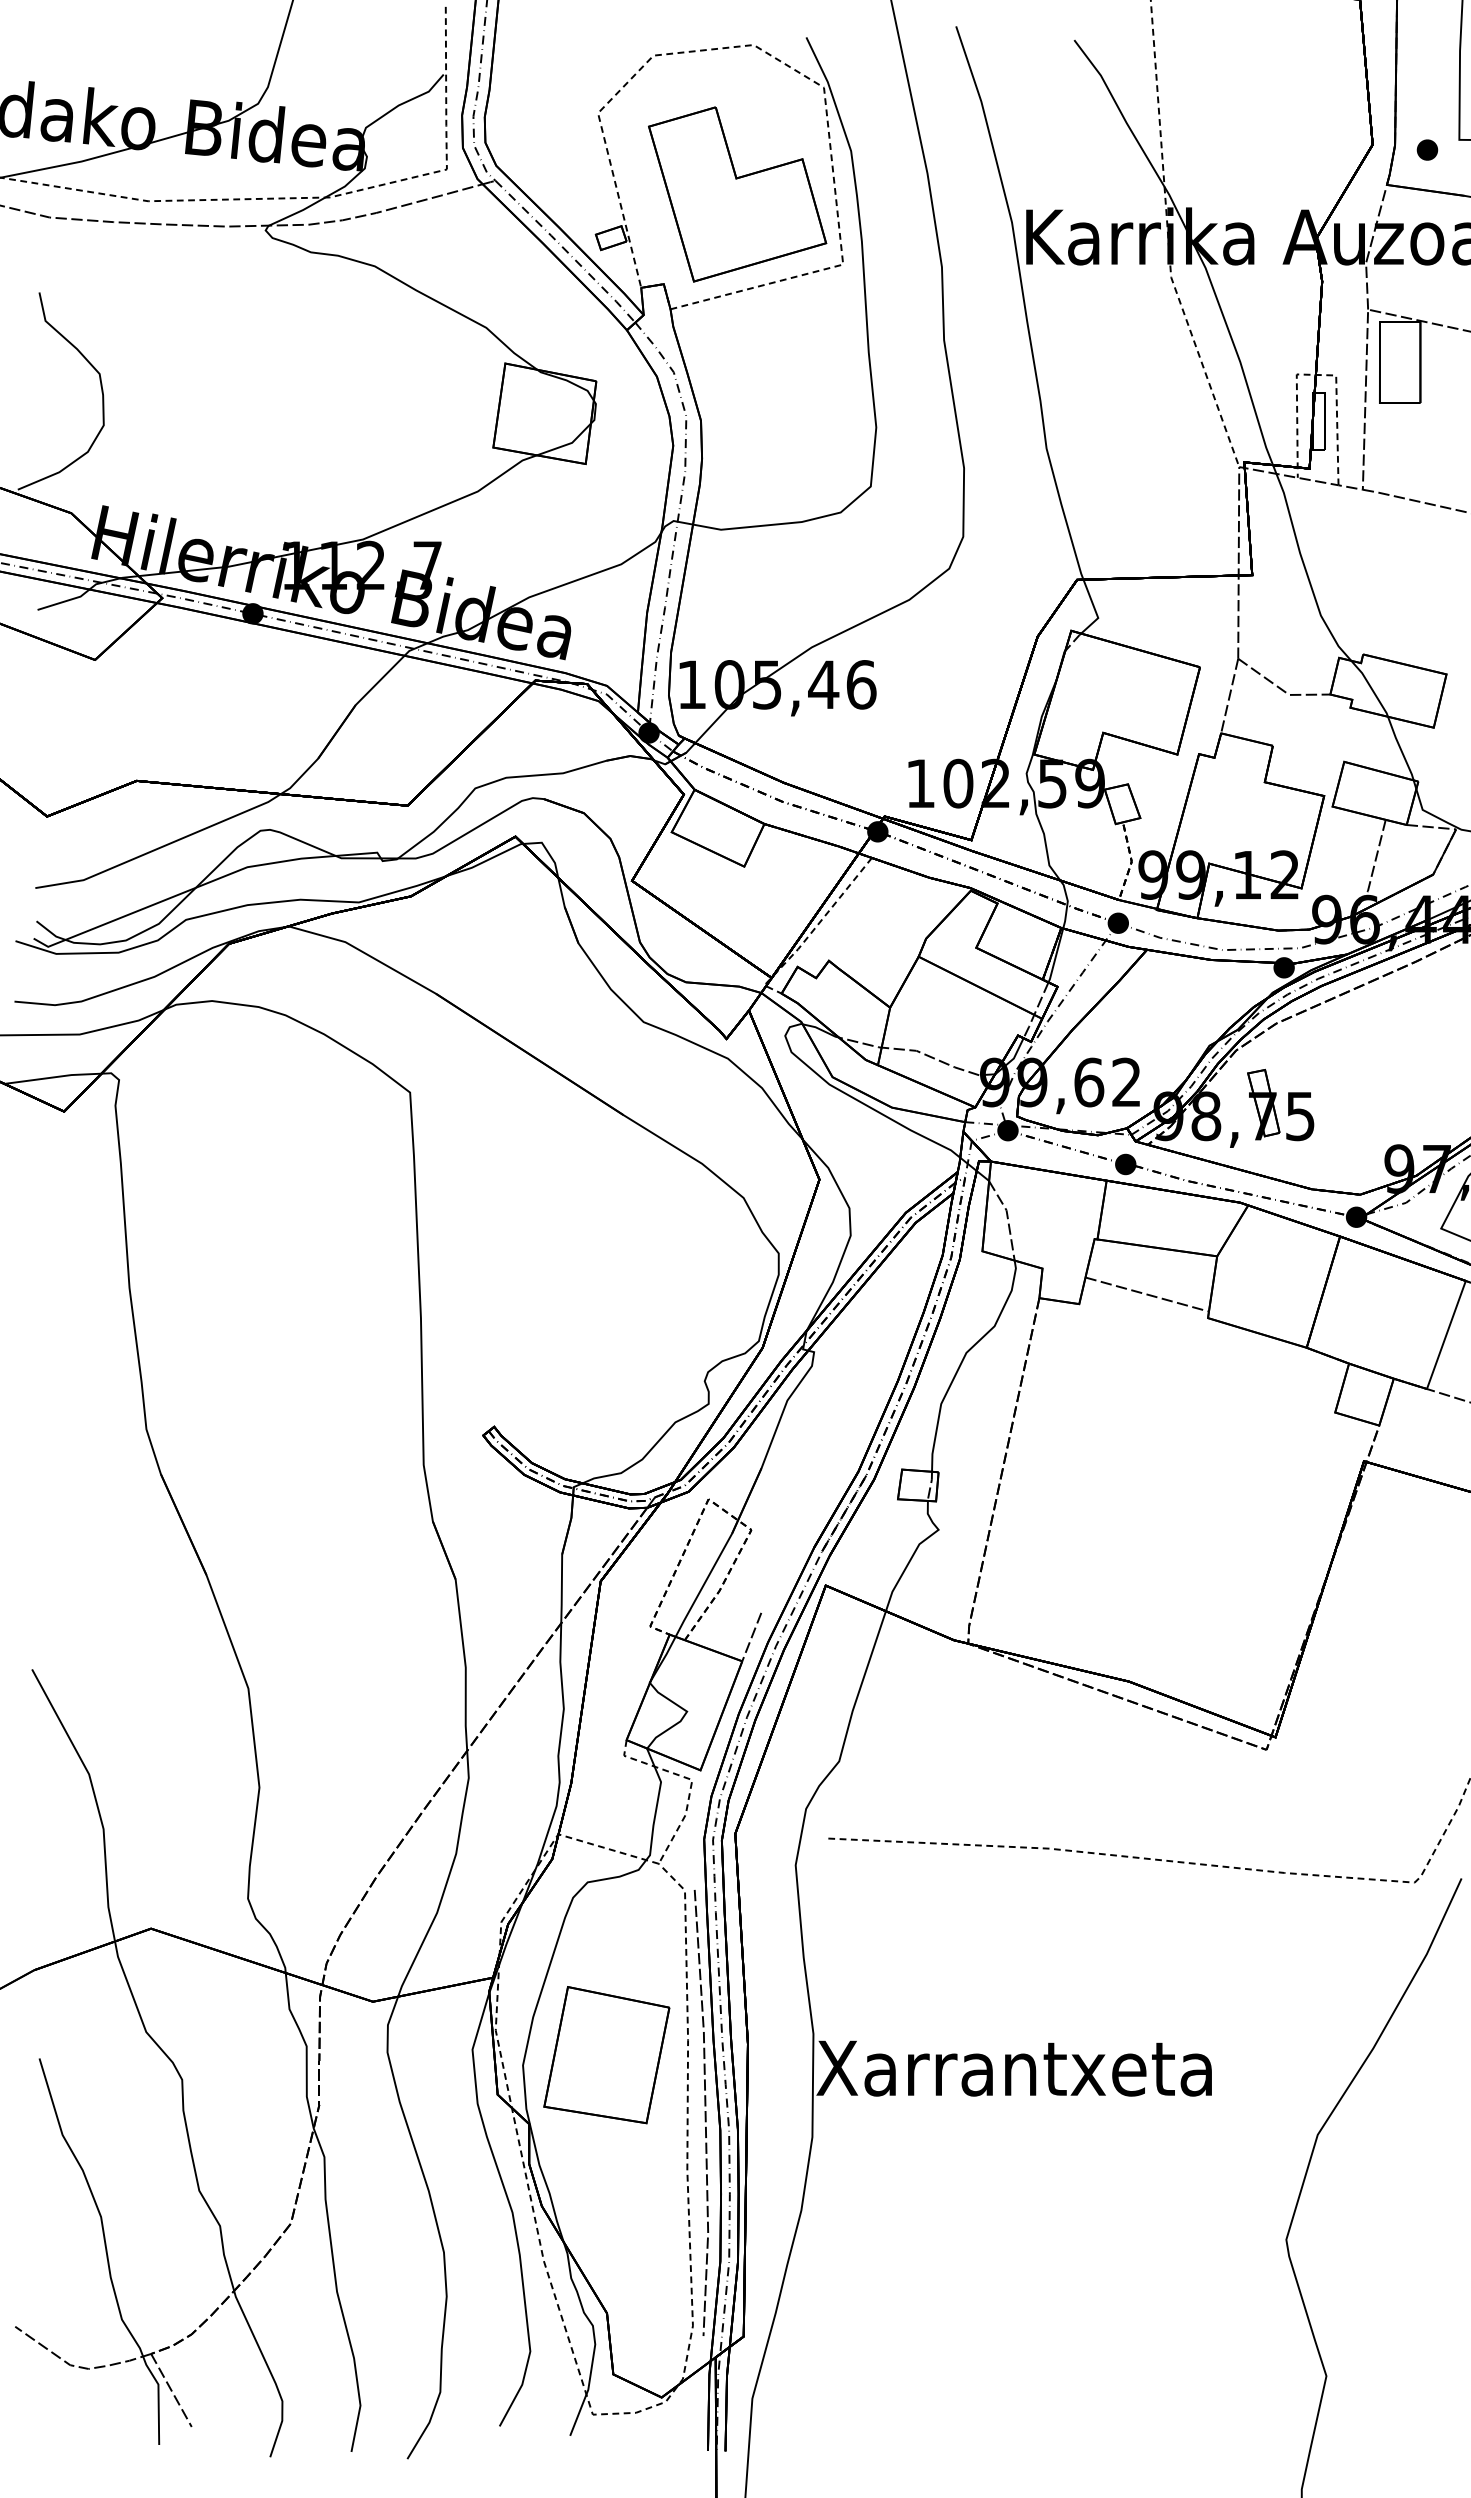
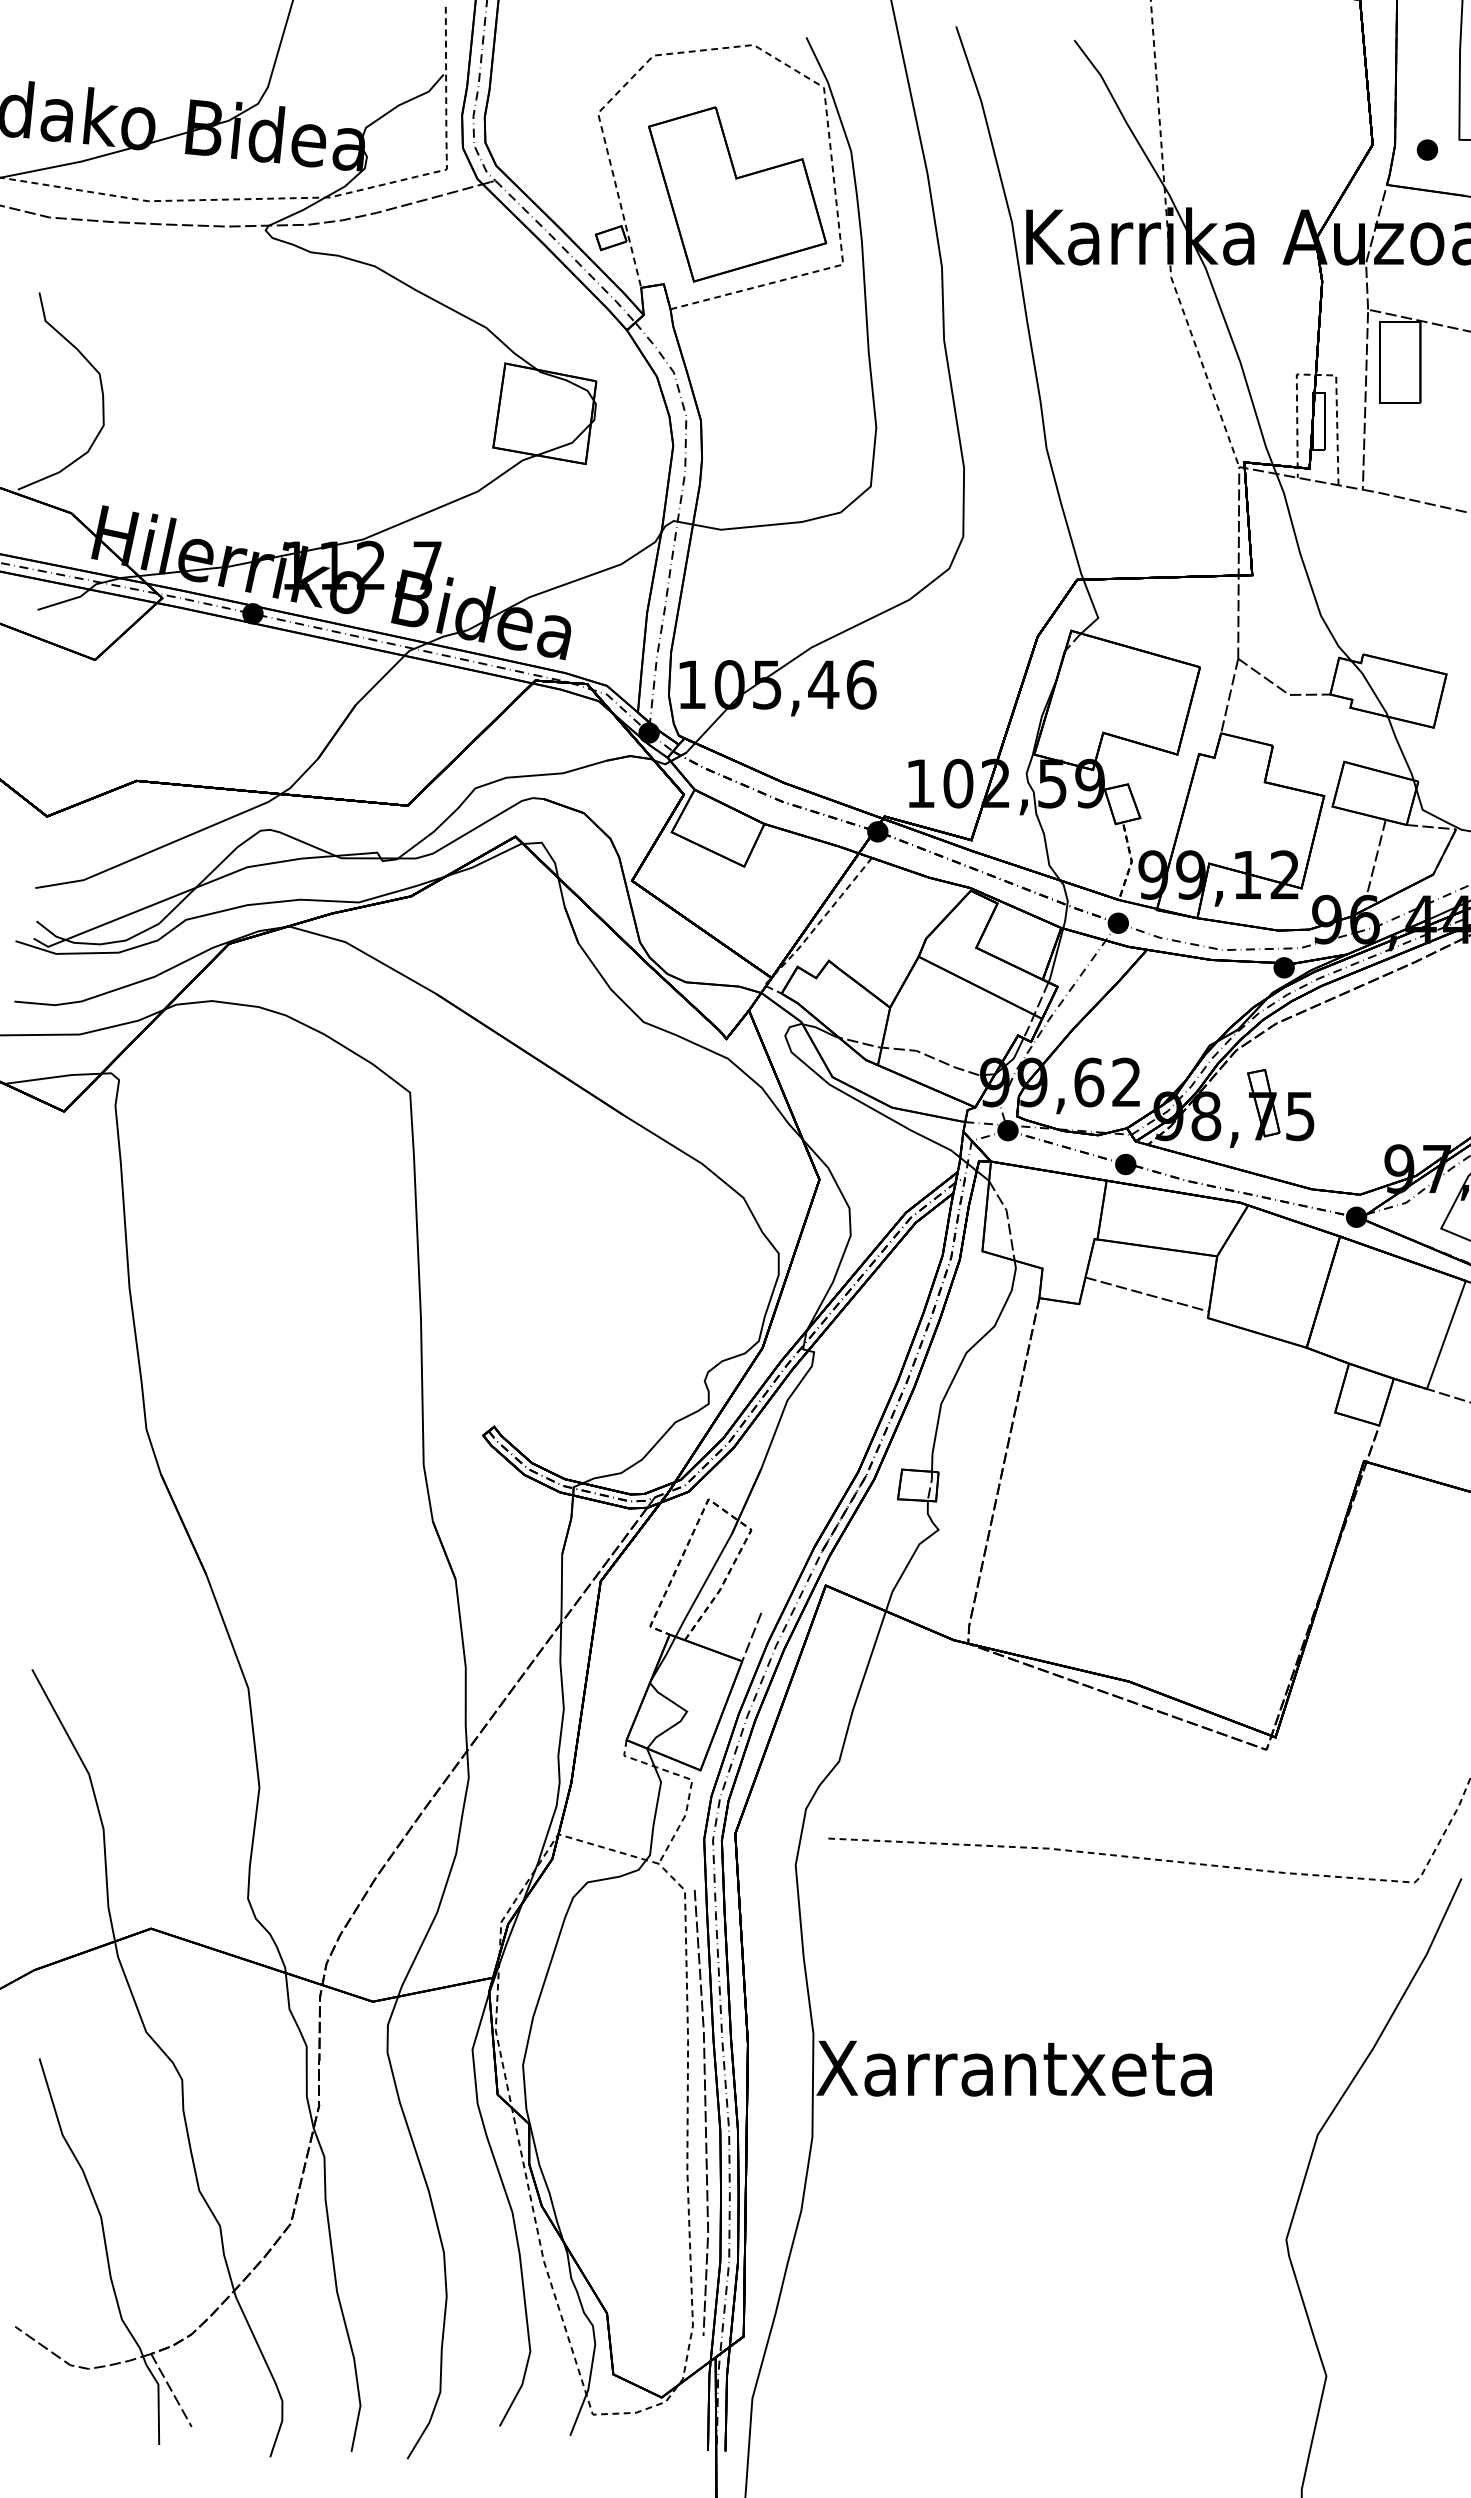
part: present -> none (606, 2055)
